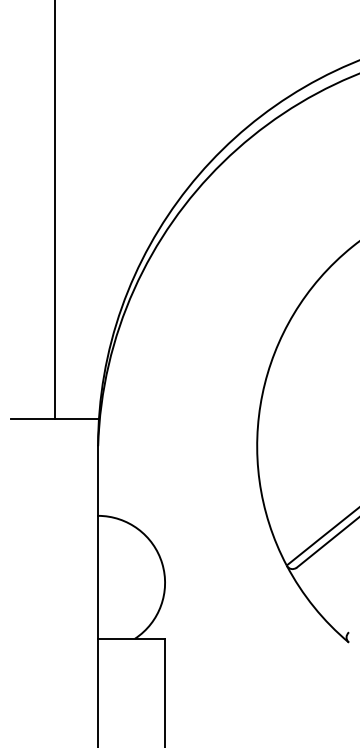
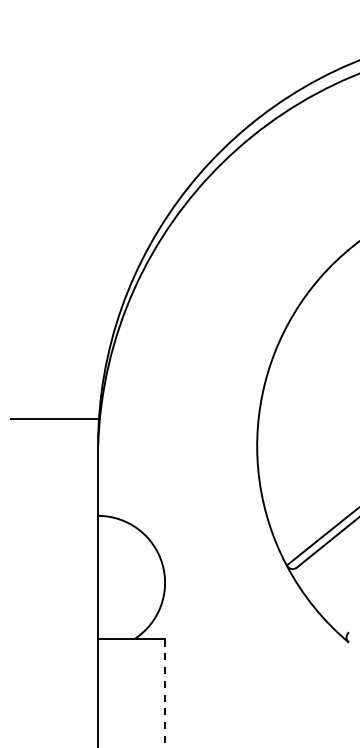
line: present -> none (54, 210)
line: solid -> dashed (165, 692)
